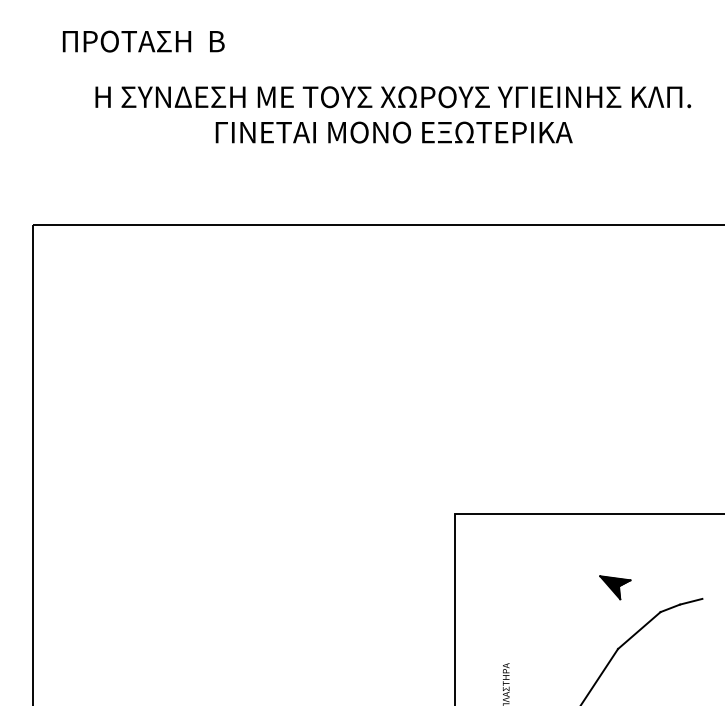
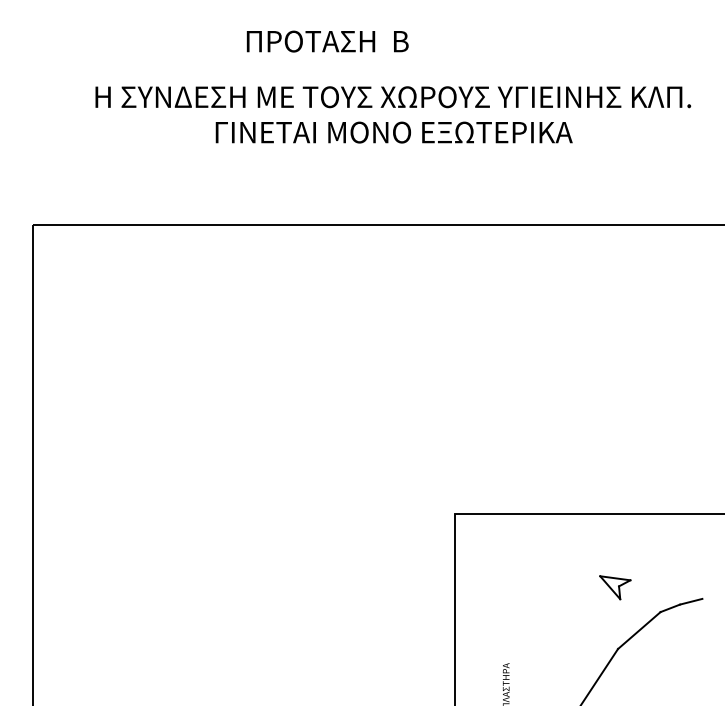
text position: (143, 41) -> (327, 41) (327, 41)
hatch: present -> none (615, 587)
